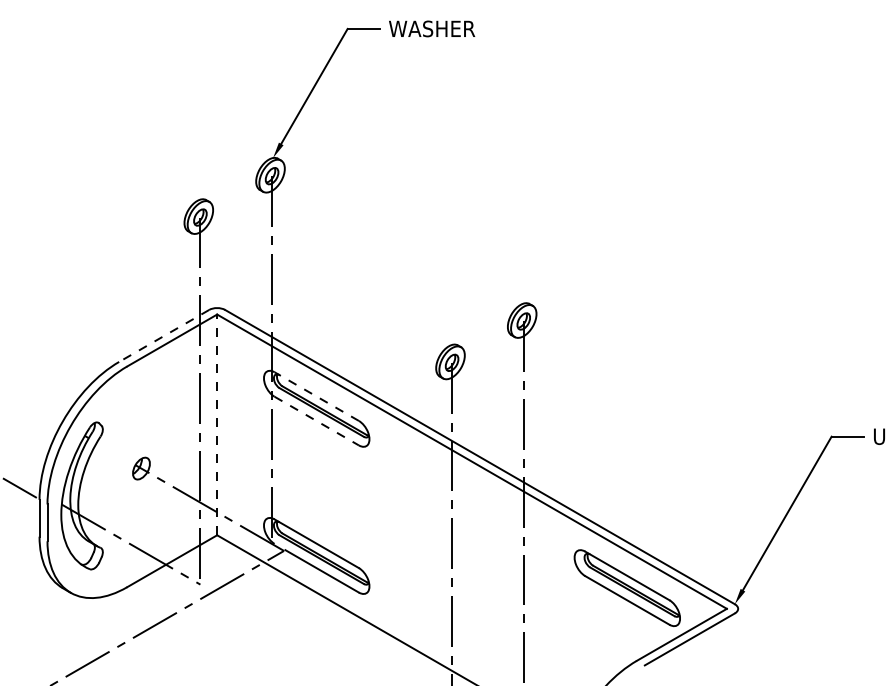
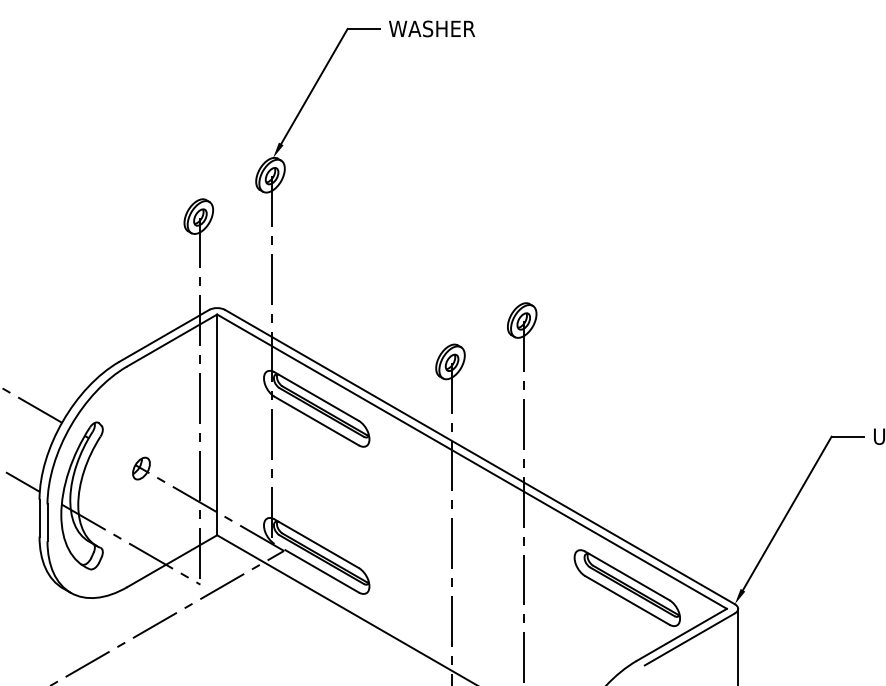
line: dashed -> solid (164, 335)
line: dashed -> solid (316, 396)
line: none -> present (32, 405)
line: dashed -> solid (316, 421)
line: dashed -> solid (217, 424)
line position: (19, 487) -> (20, 480) (20, 480)
line: none -> present (738, 645)
